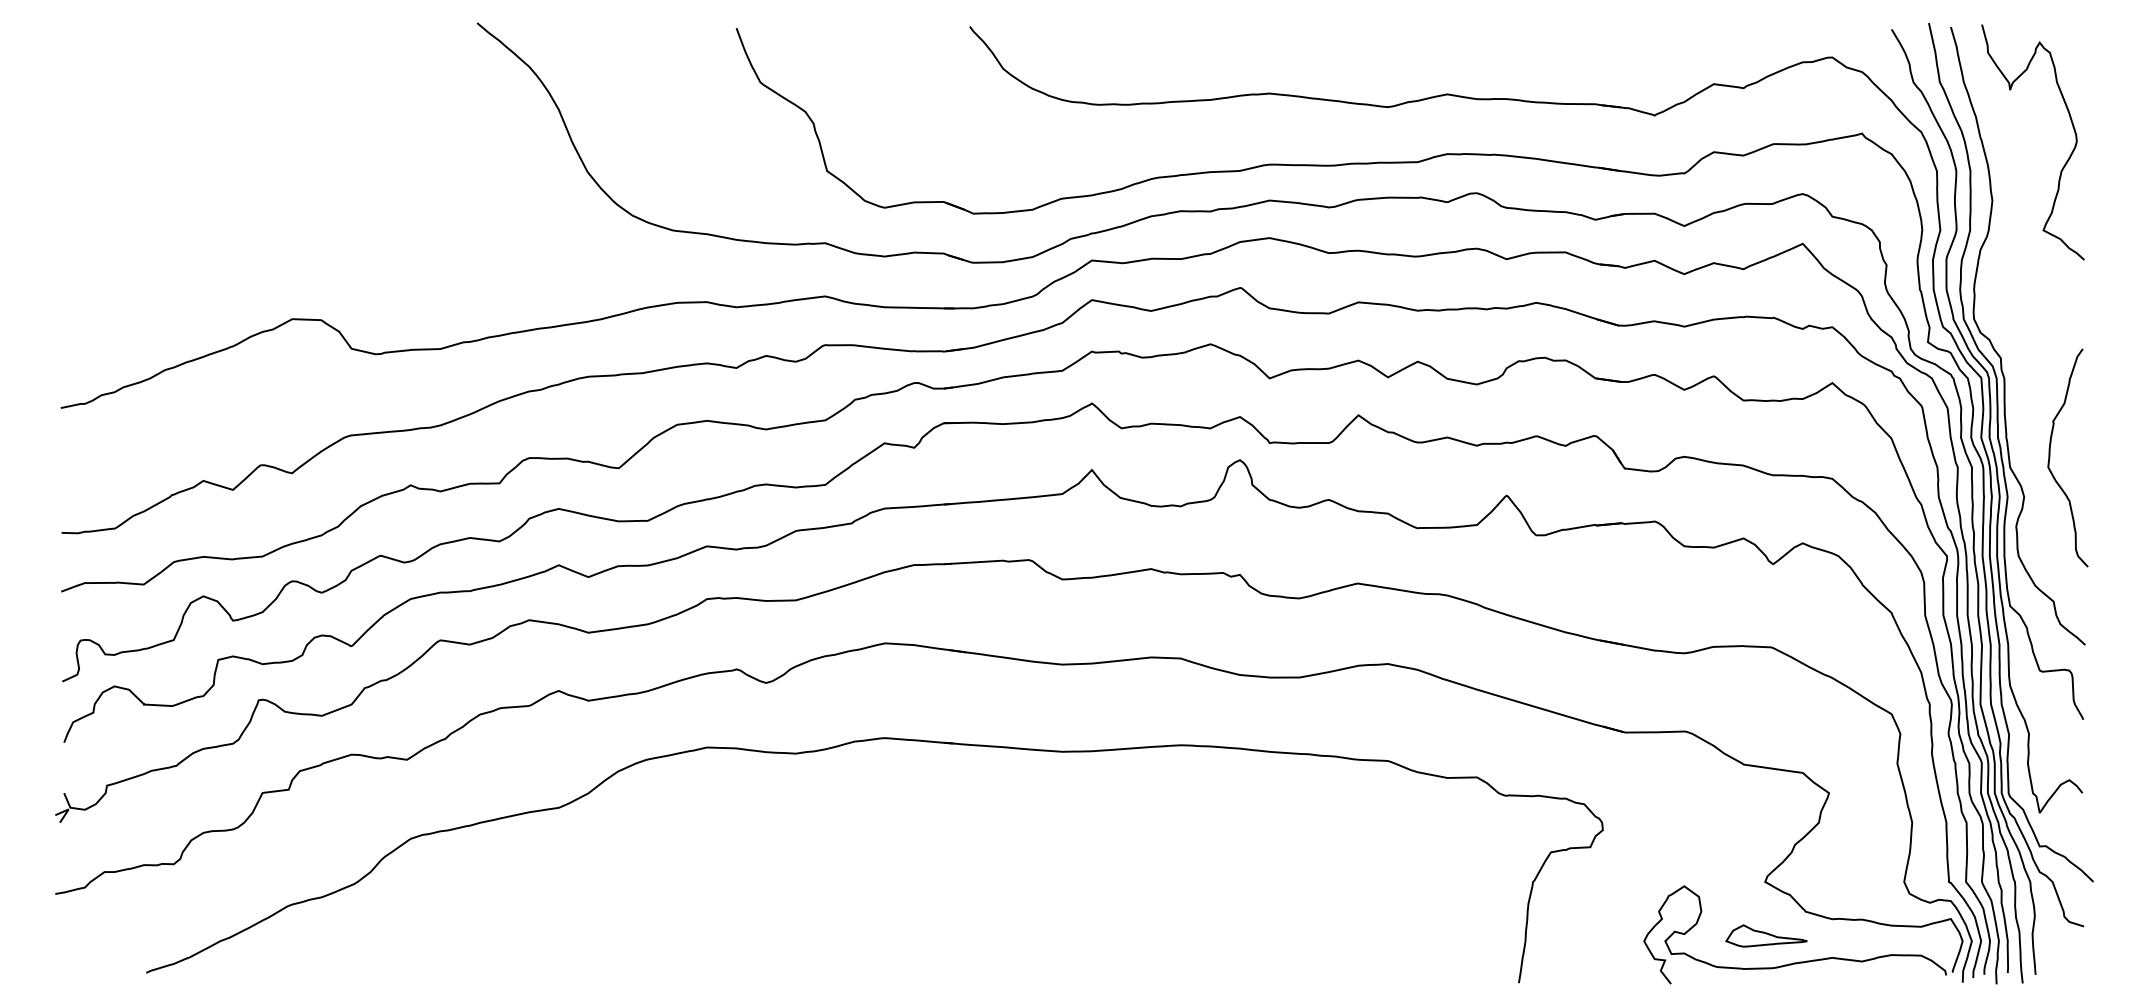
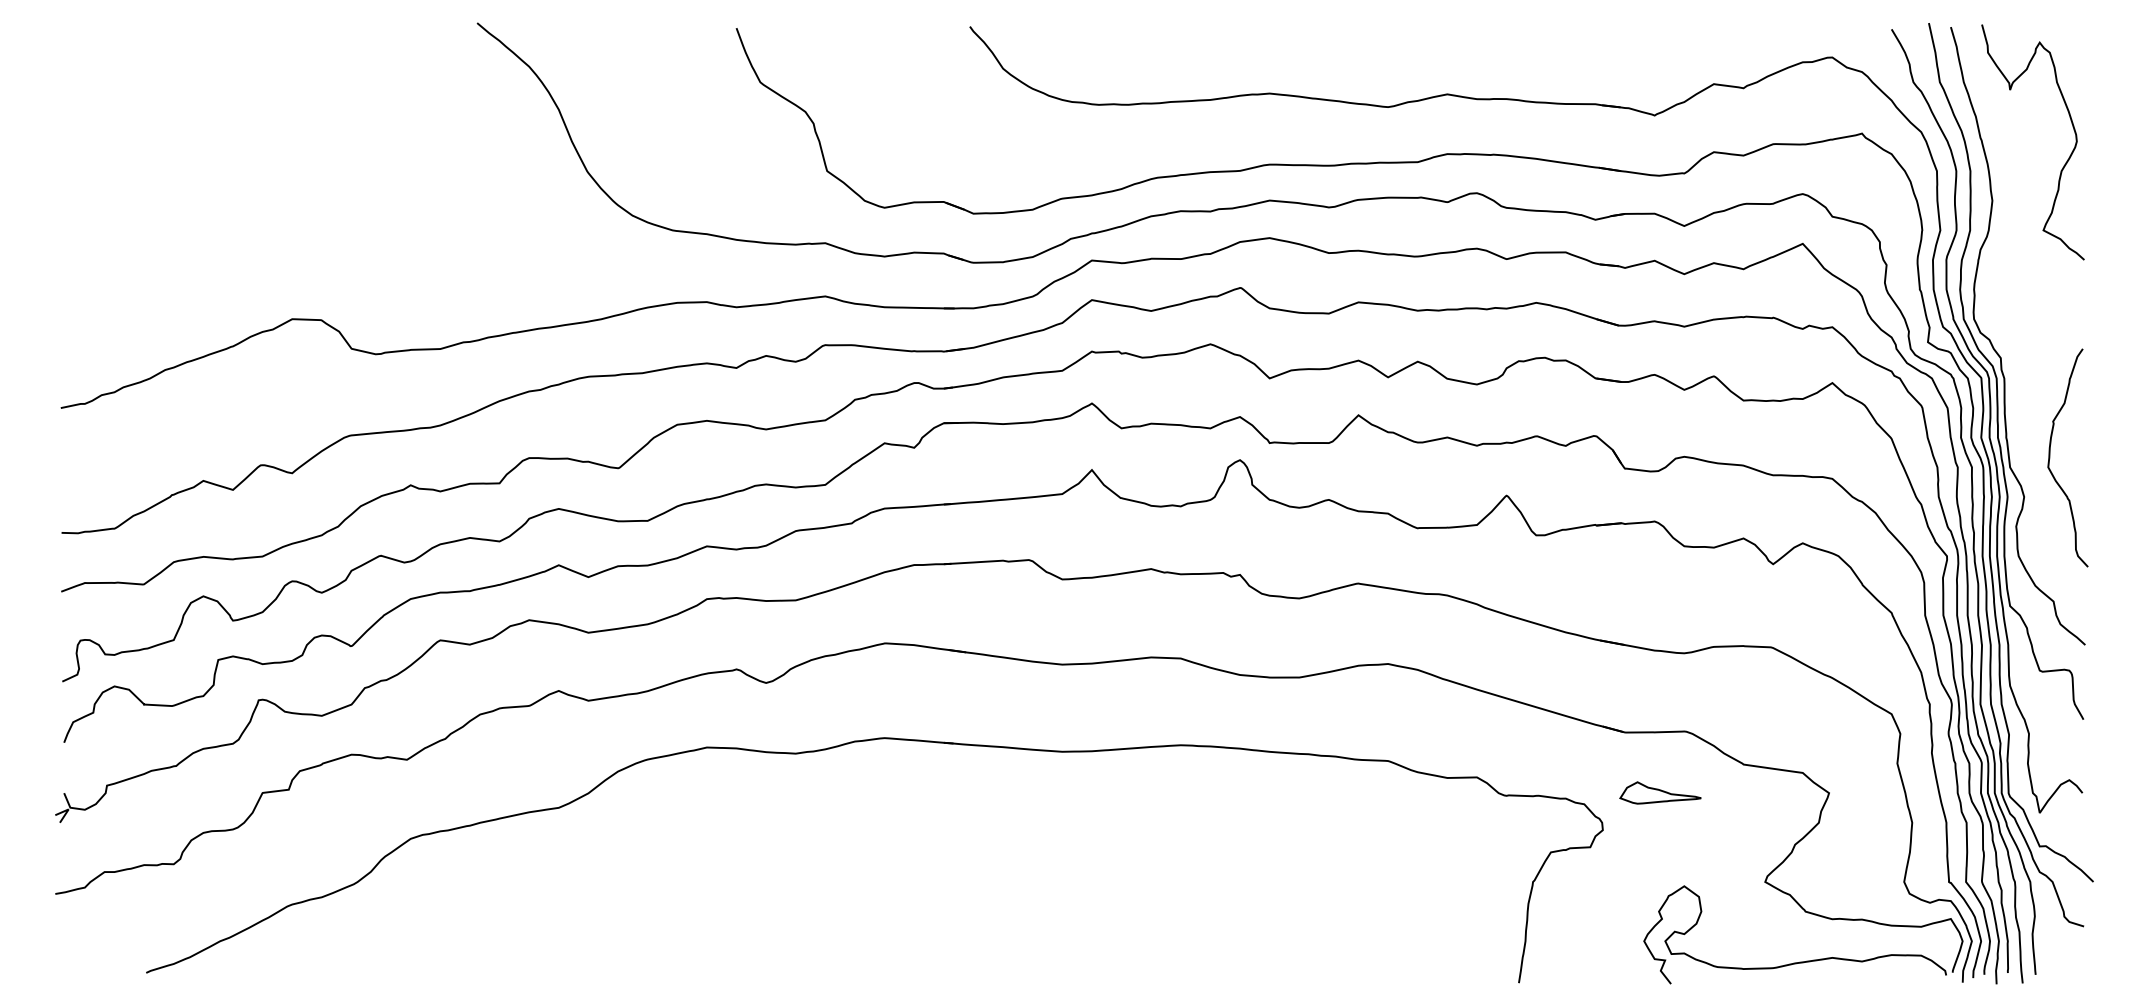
part position: (1766, 935) -> (1660, 792) (1660, 792)
